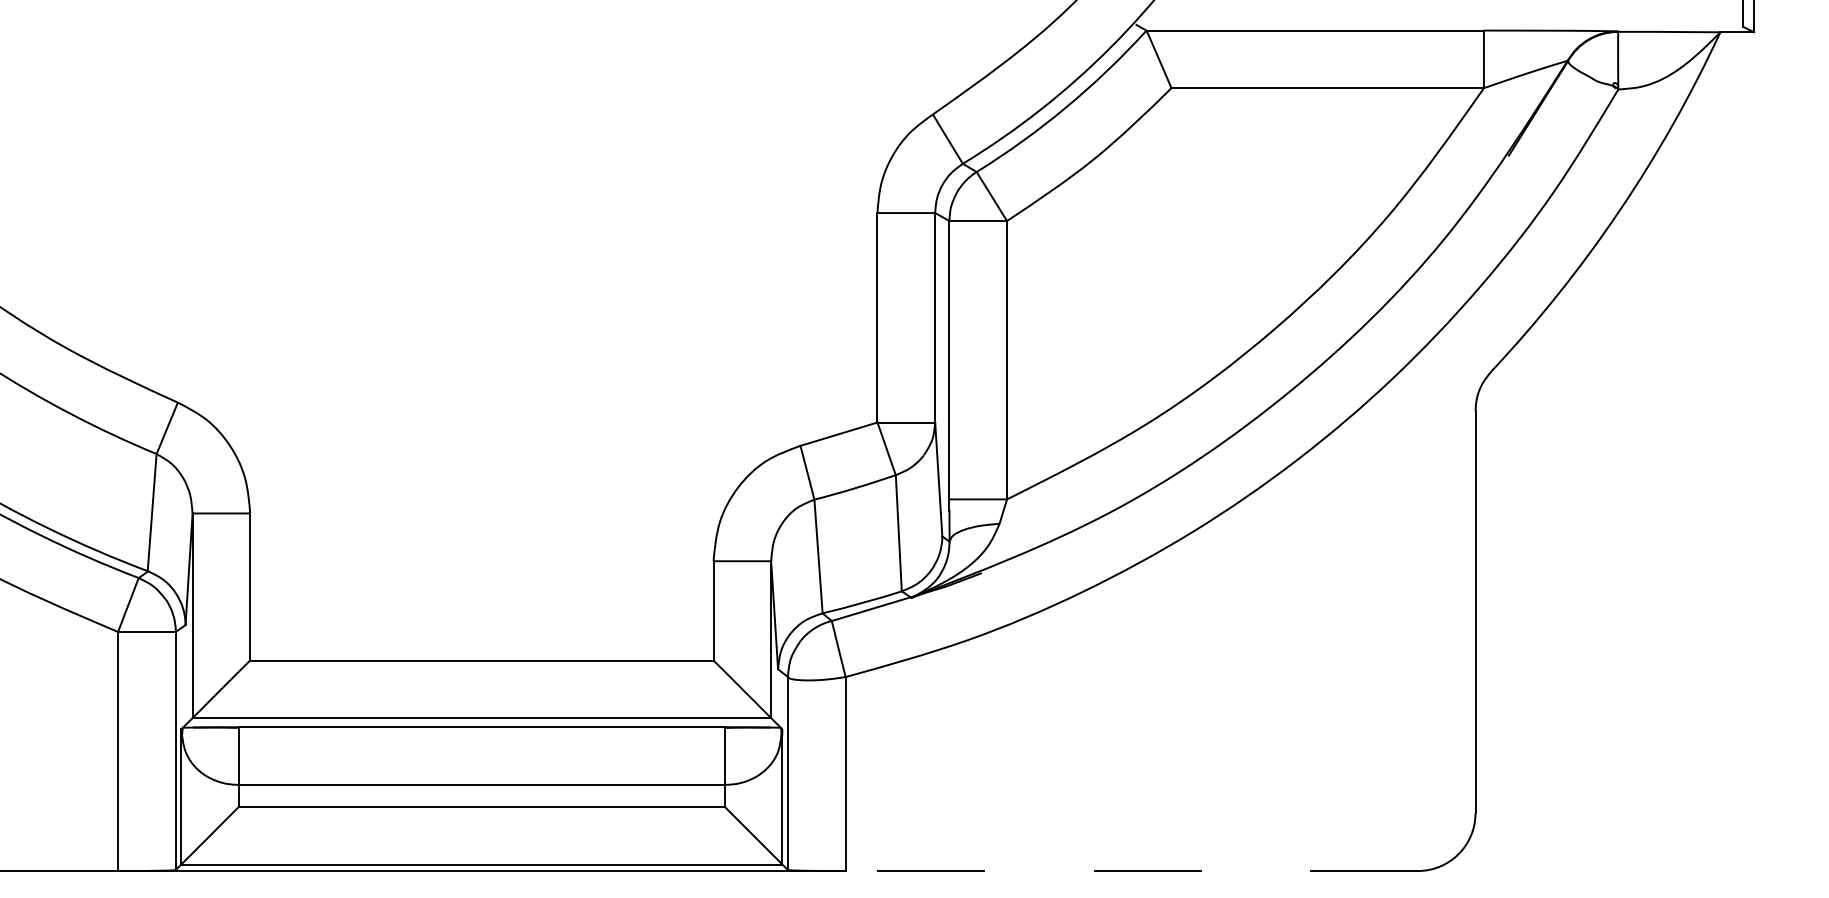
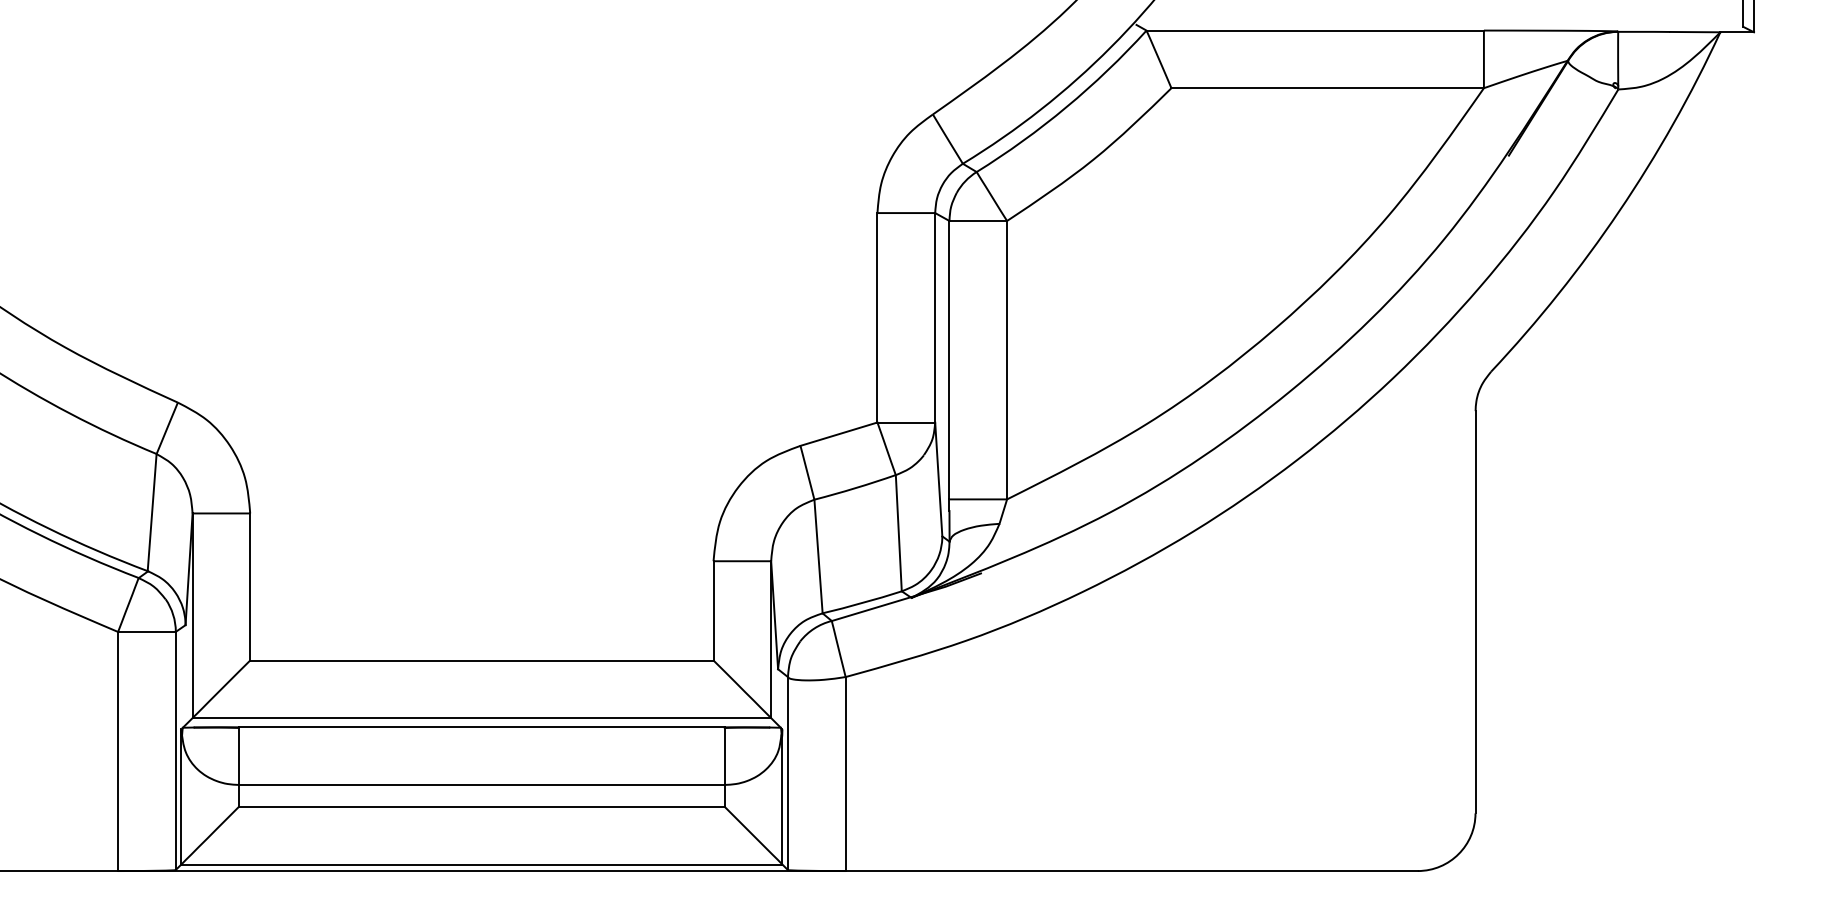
line: dashed -> solid (1131, 871)
